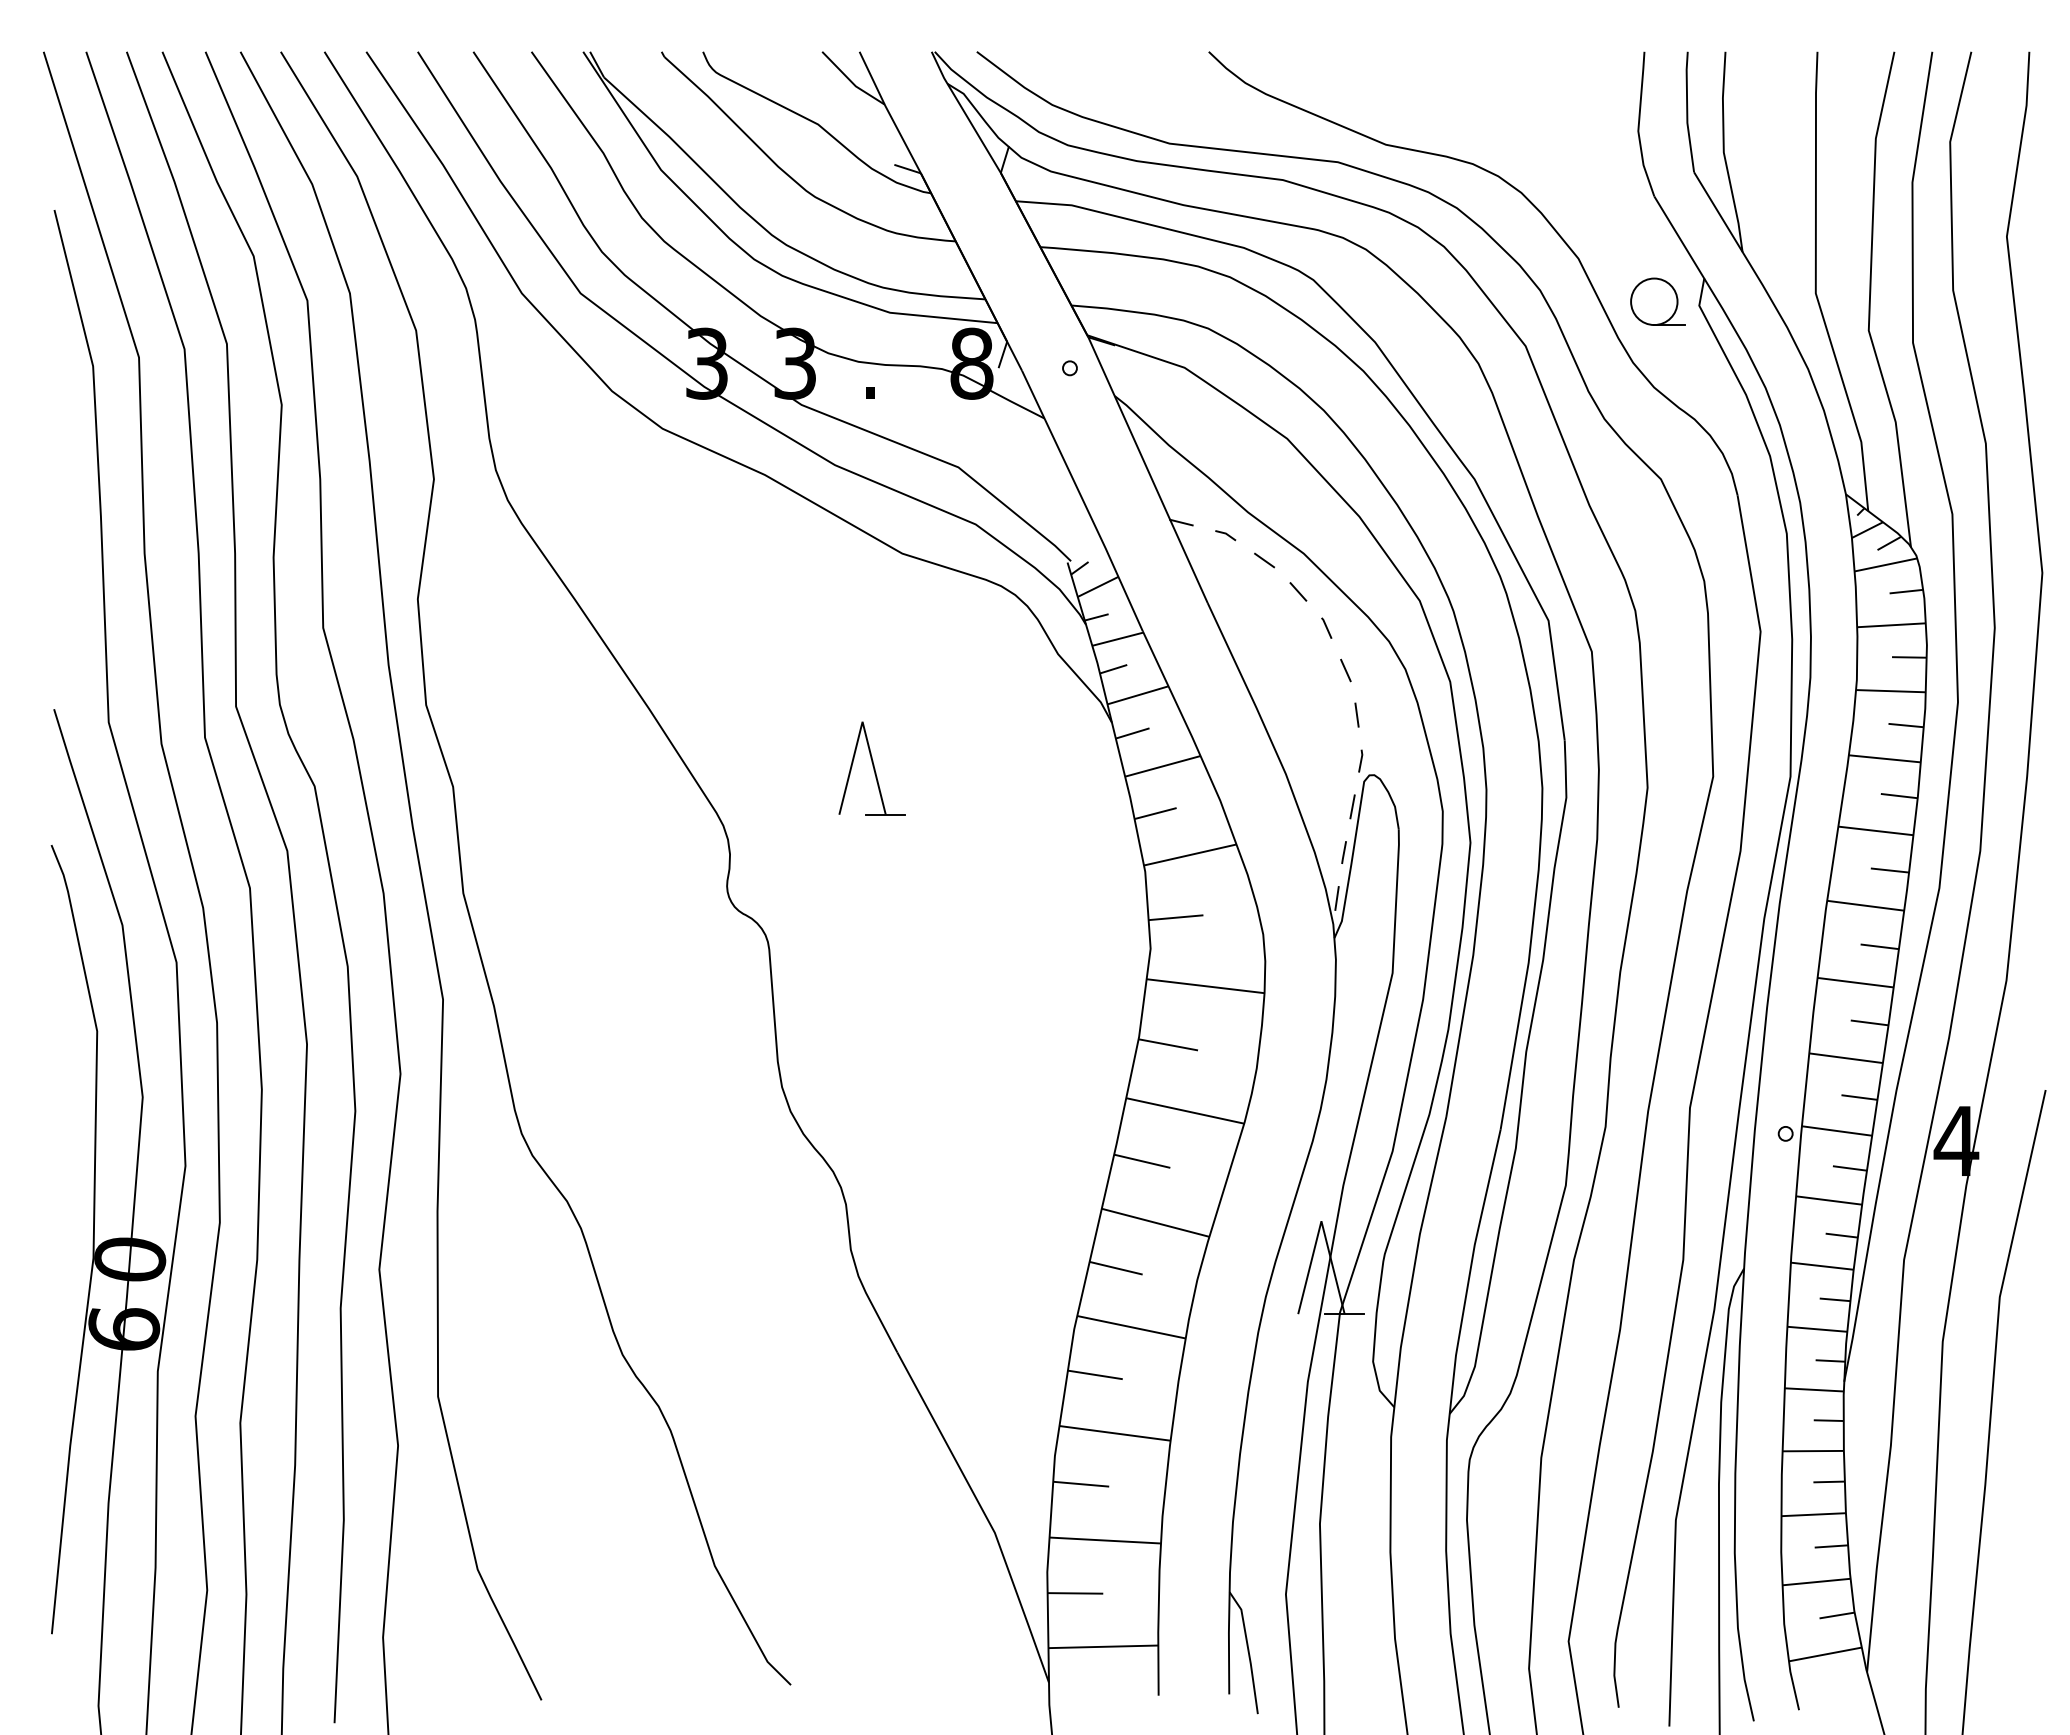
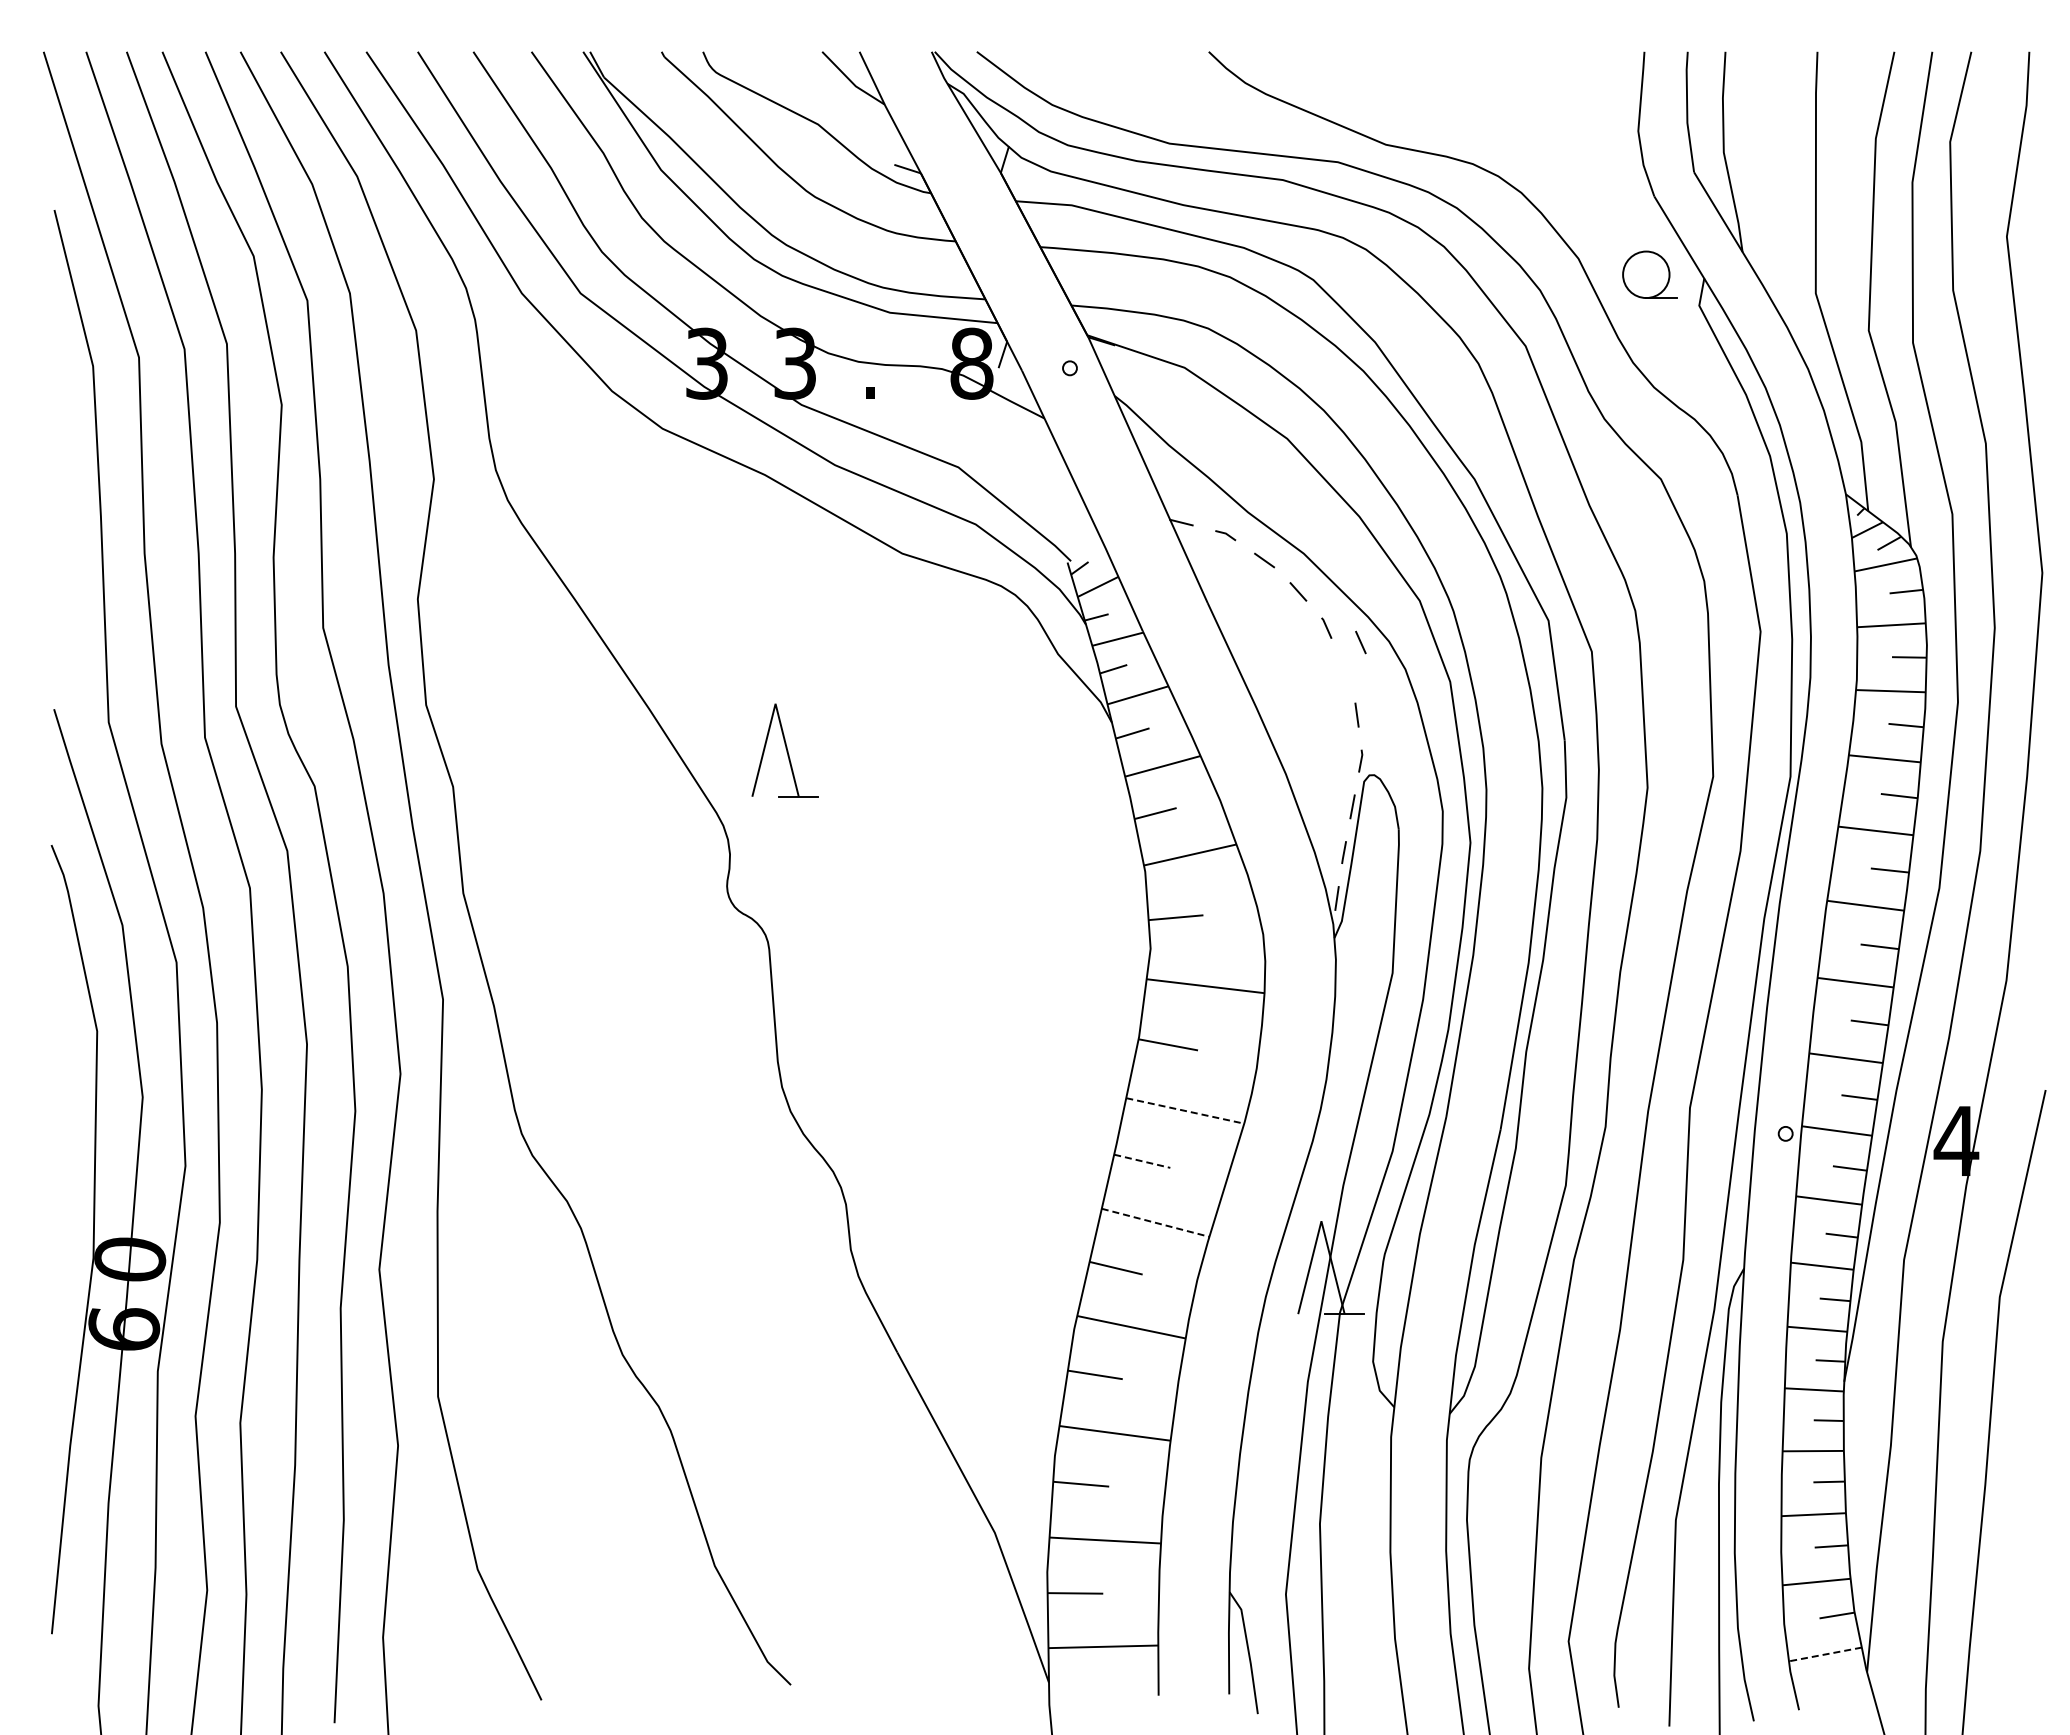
part position: (1657, 301) -> (1649, 274) (1649, 274)
line position: (1345, 670) -> (1360, 642) (1360, 642)
part position: (871, 768) -> (784, 750) (784, 750)
line: solid -> dashed (1185, 1111)
line: solid -> dashed (1142, 1161)
line: solid -> dashed (1155, 1222)
line: solid -> dashed (1824, 1654)
